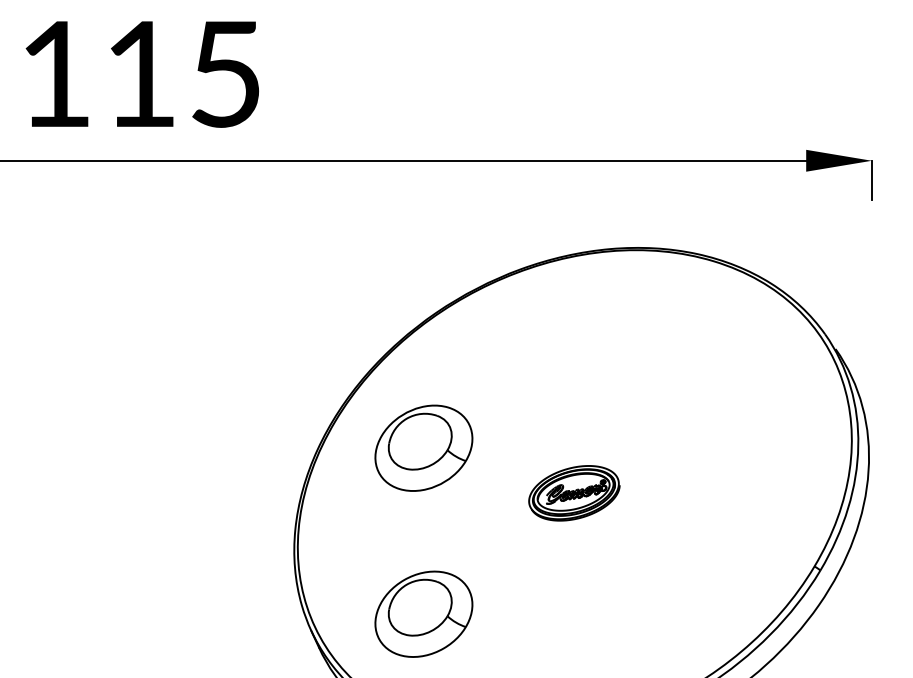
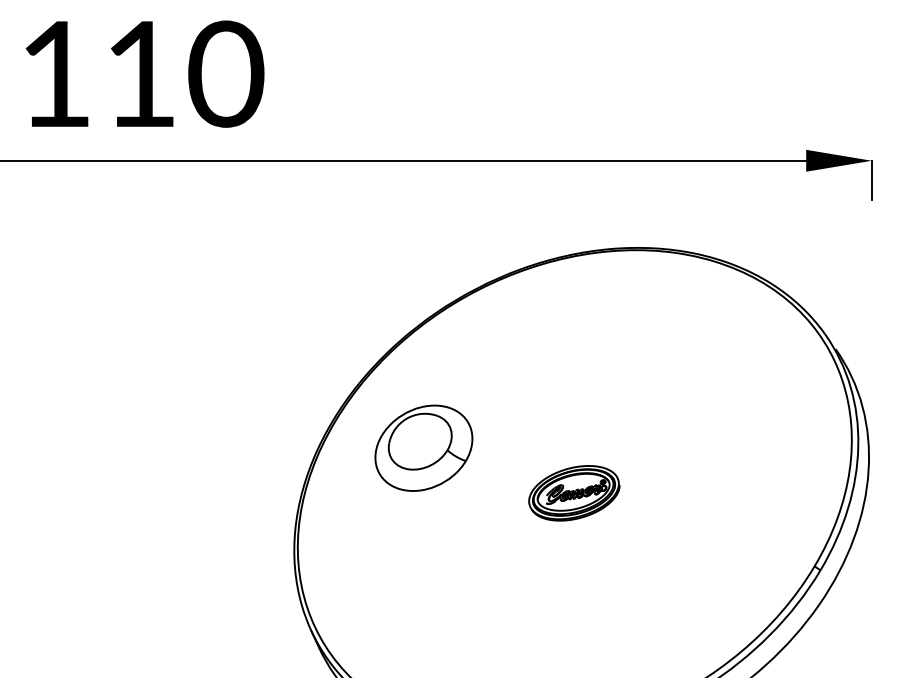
text: 115 -> 110 (226, 73)
part: present -> none (423, 613)
